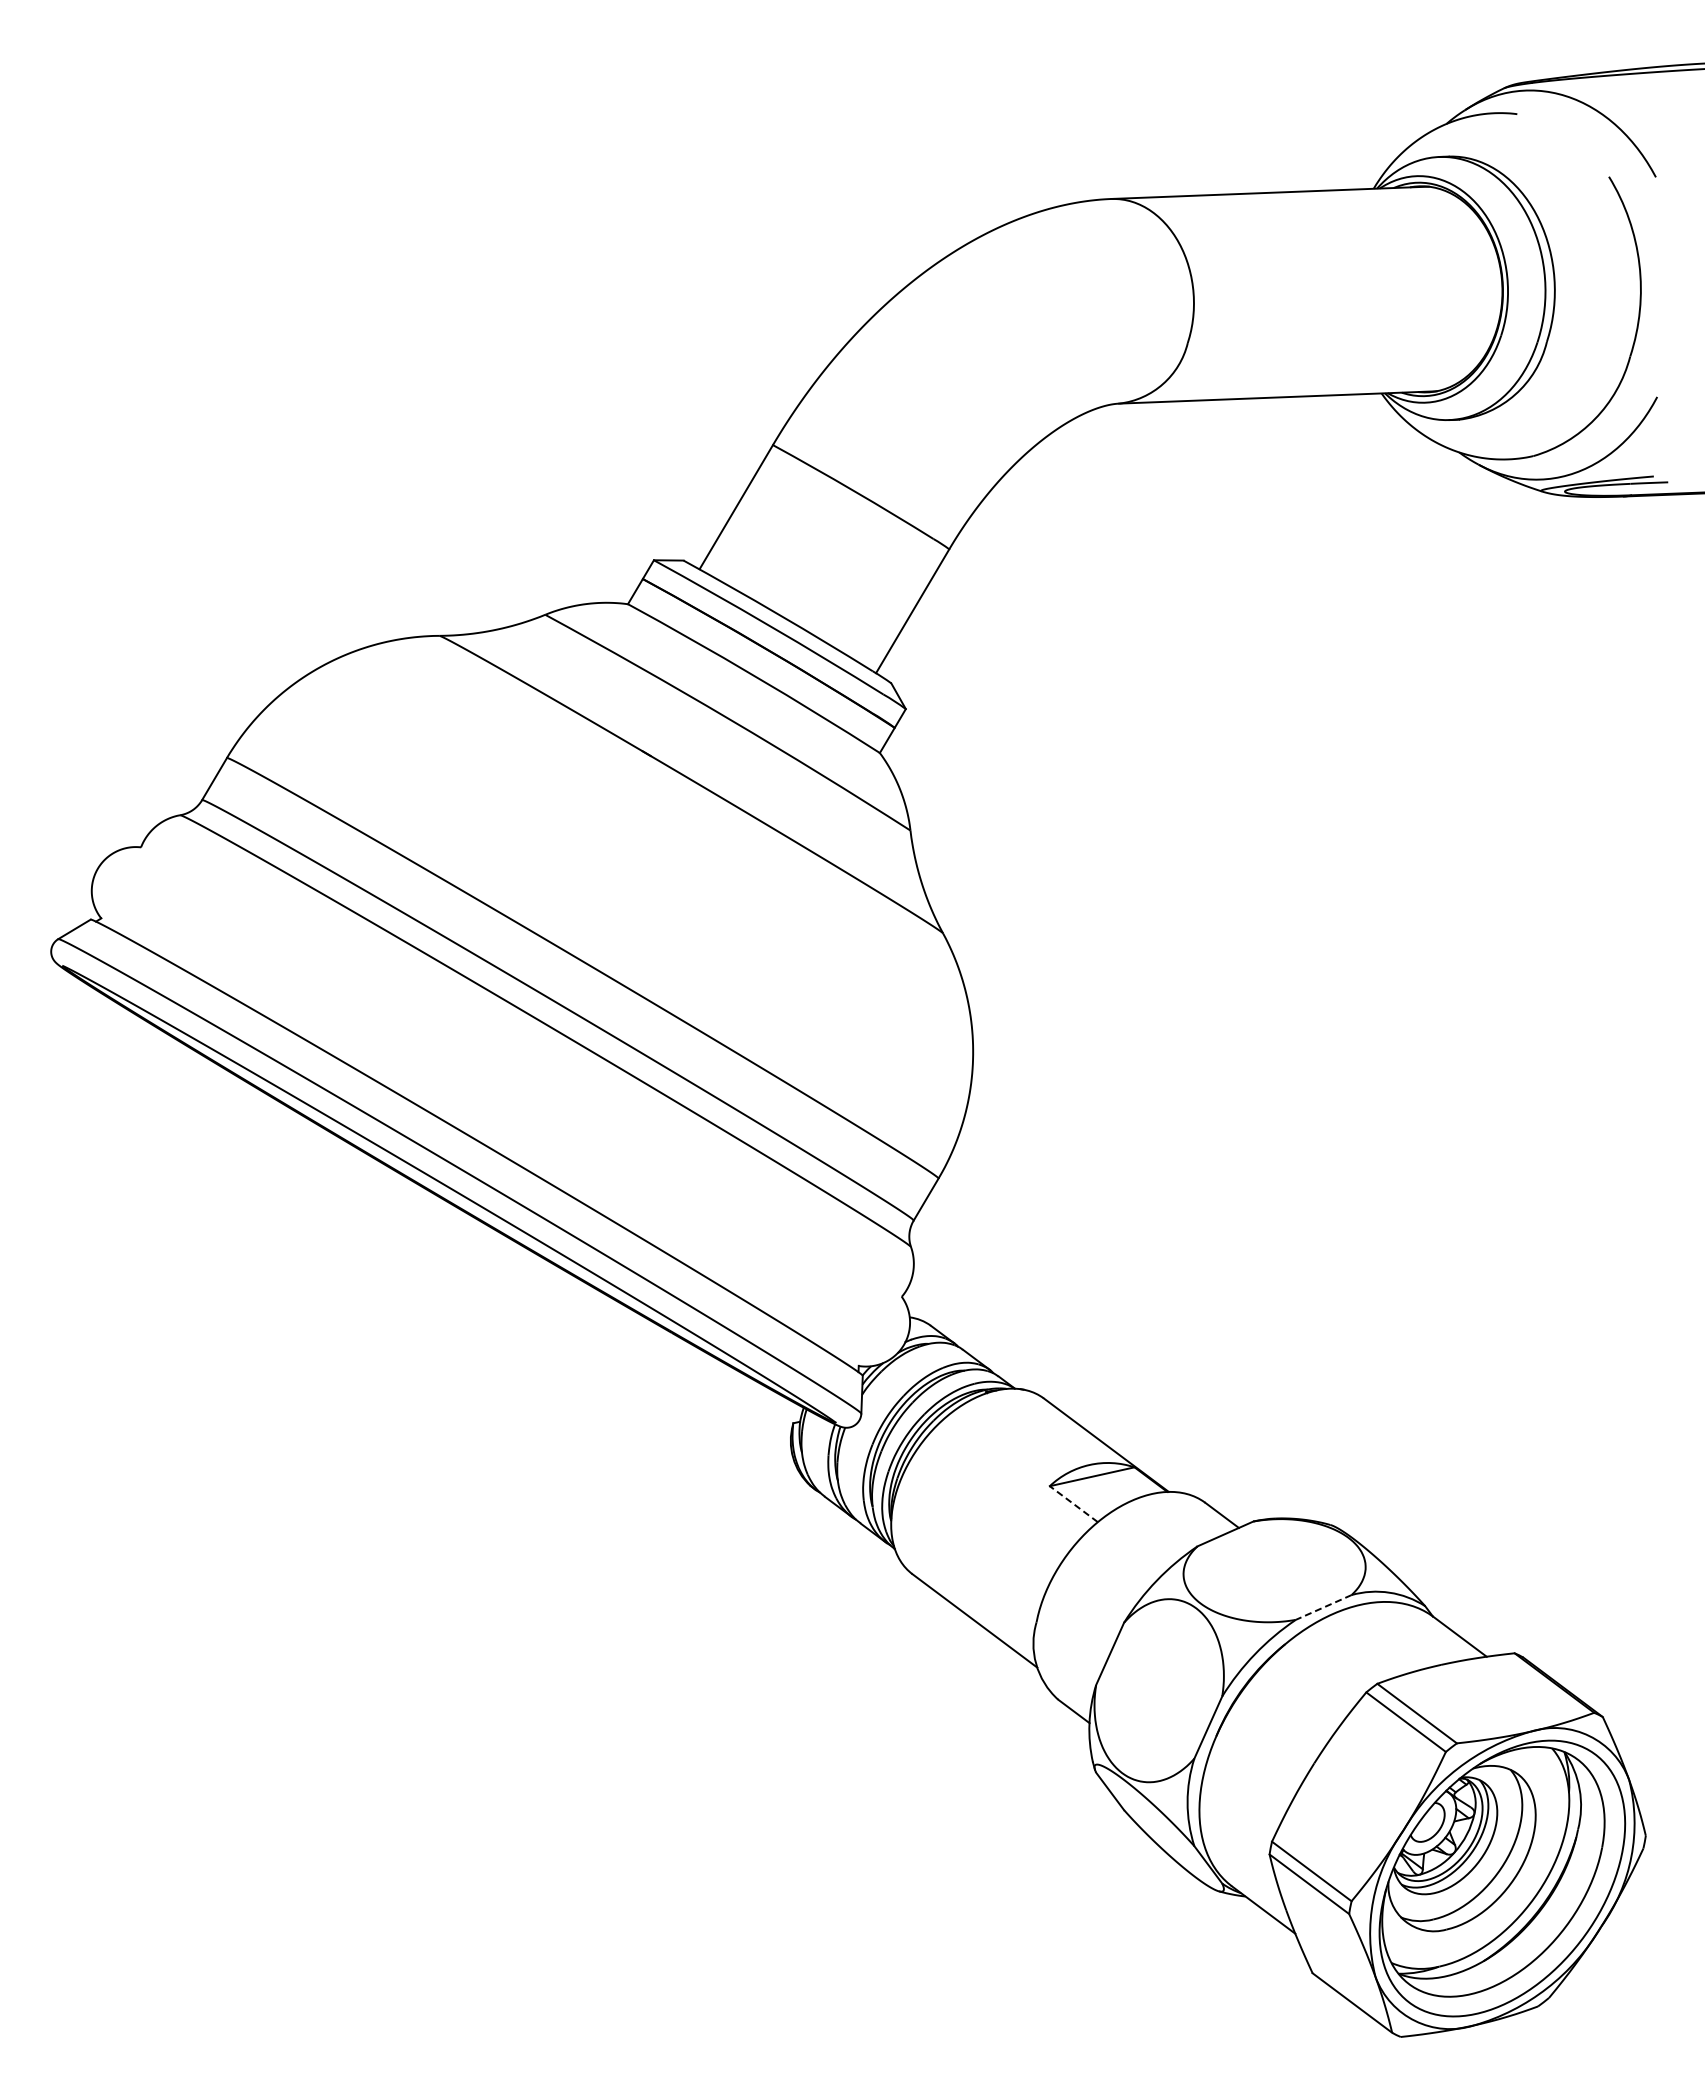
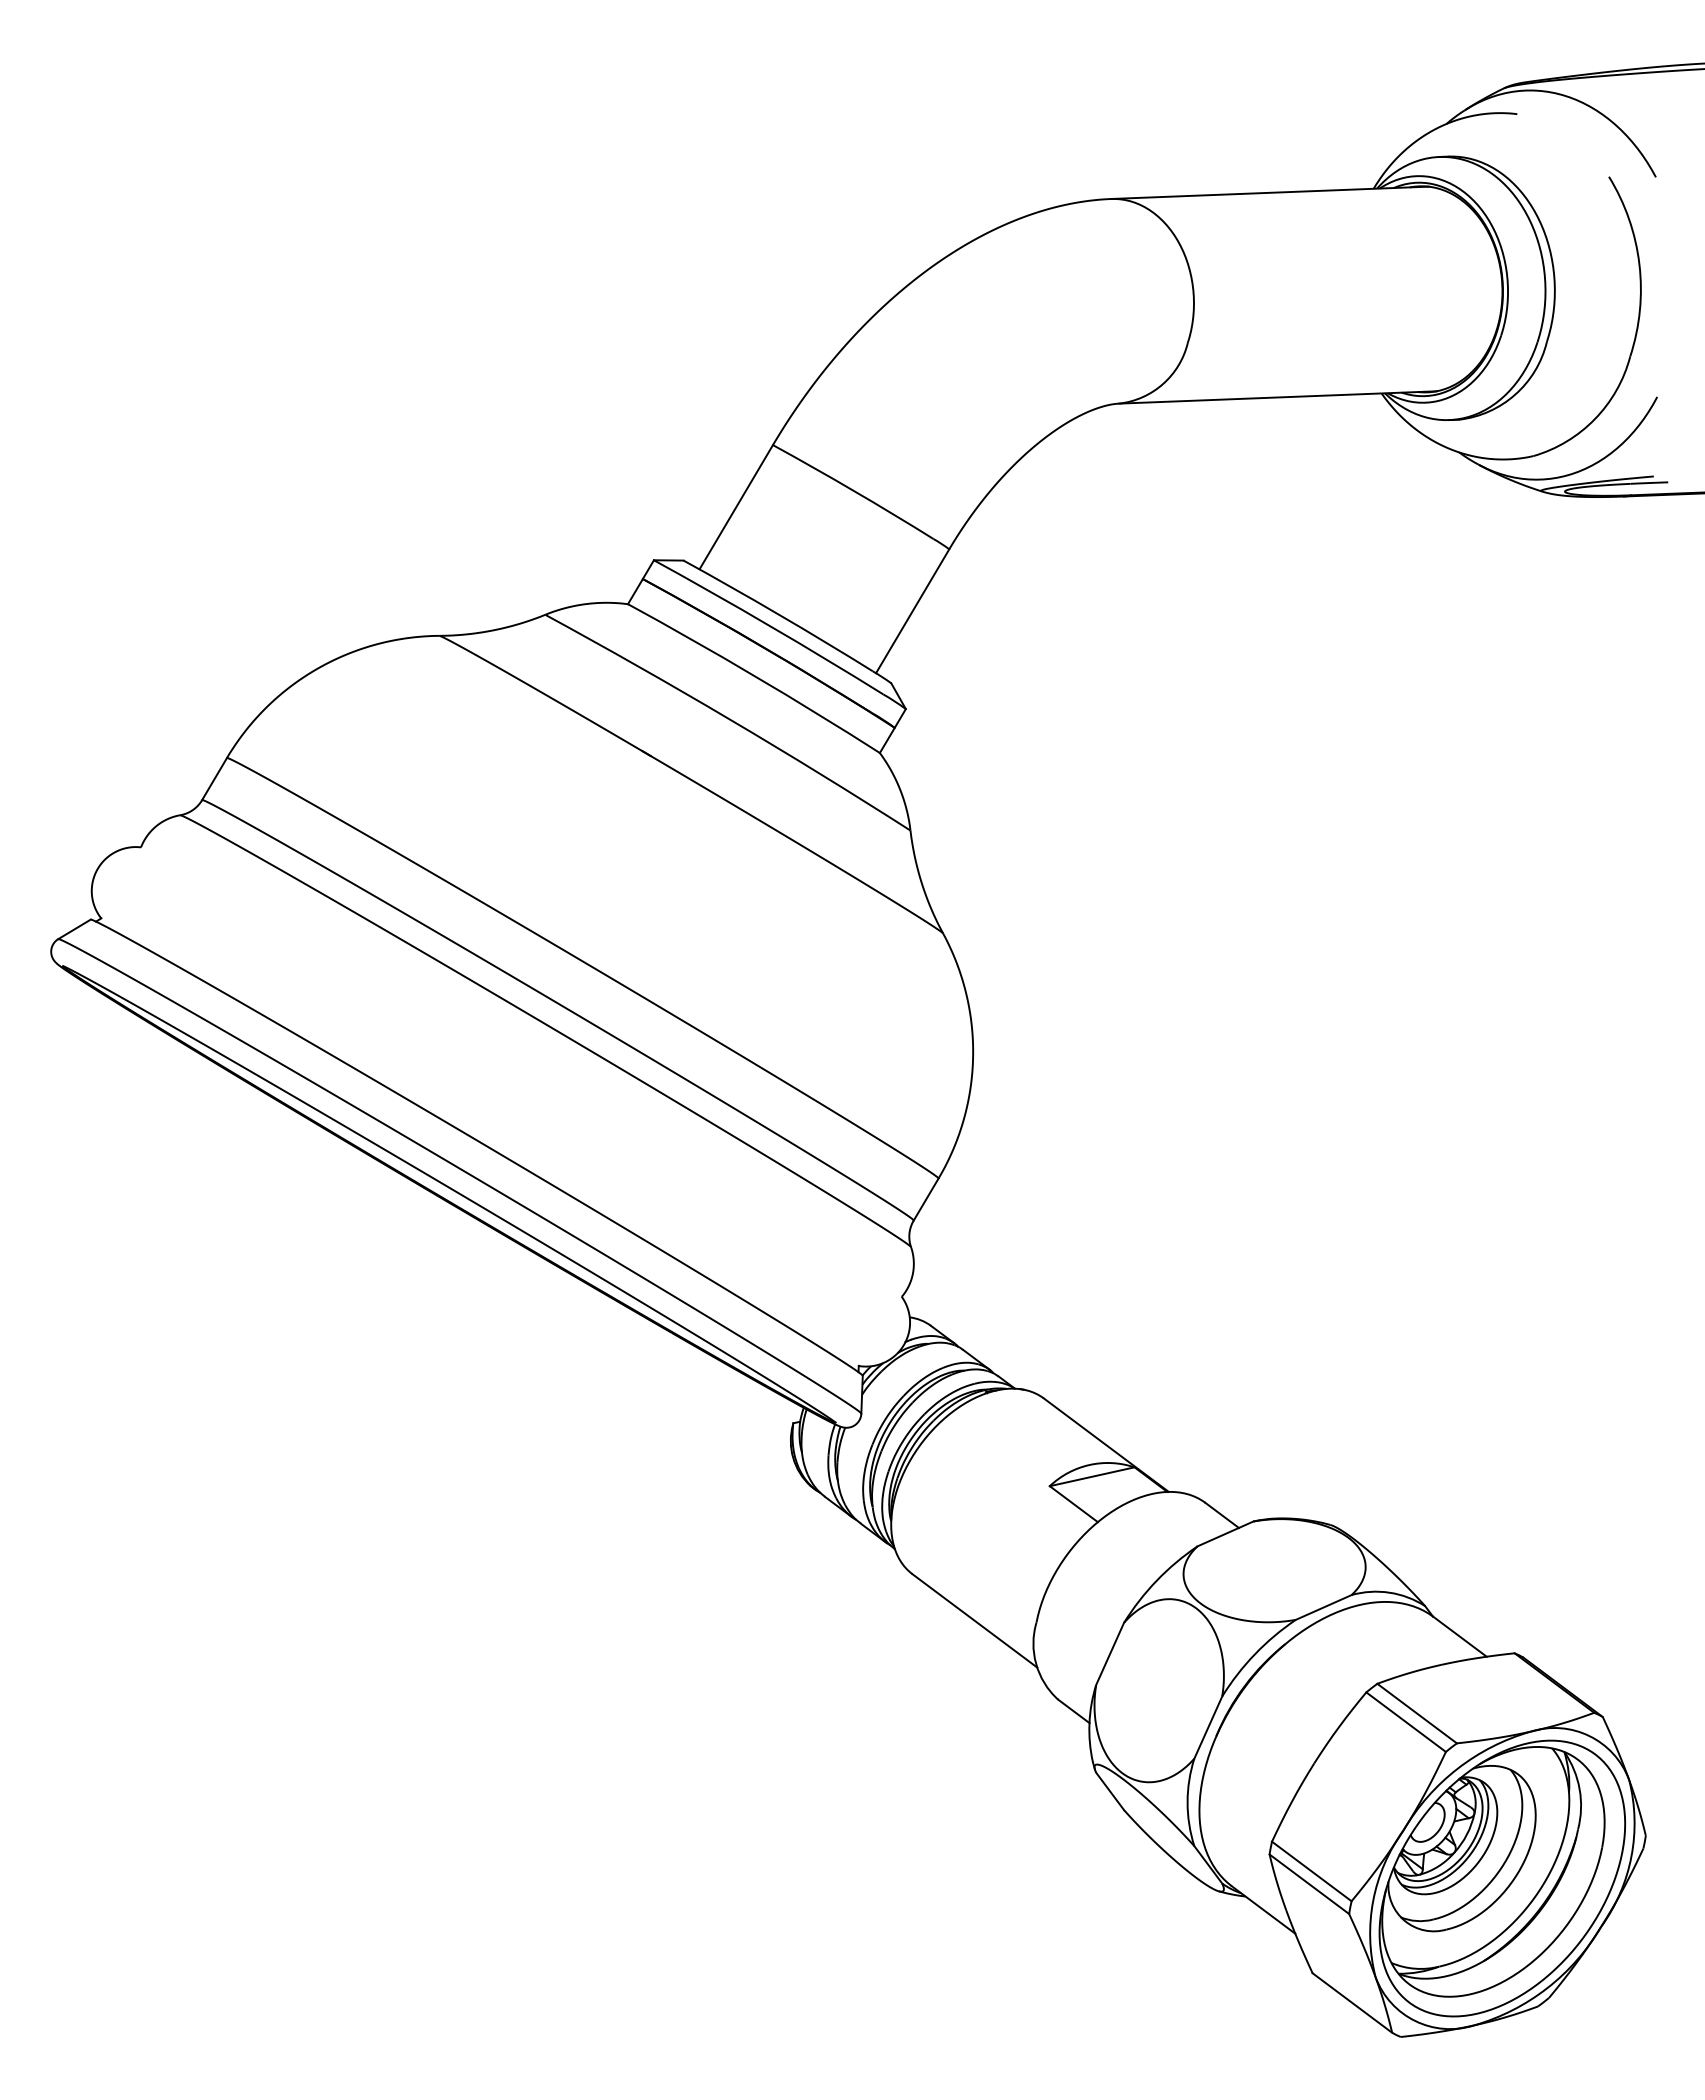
line: dashed -> solid (1073, 1504)
line: dashed -> solid (1323, 1607)
